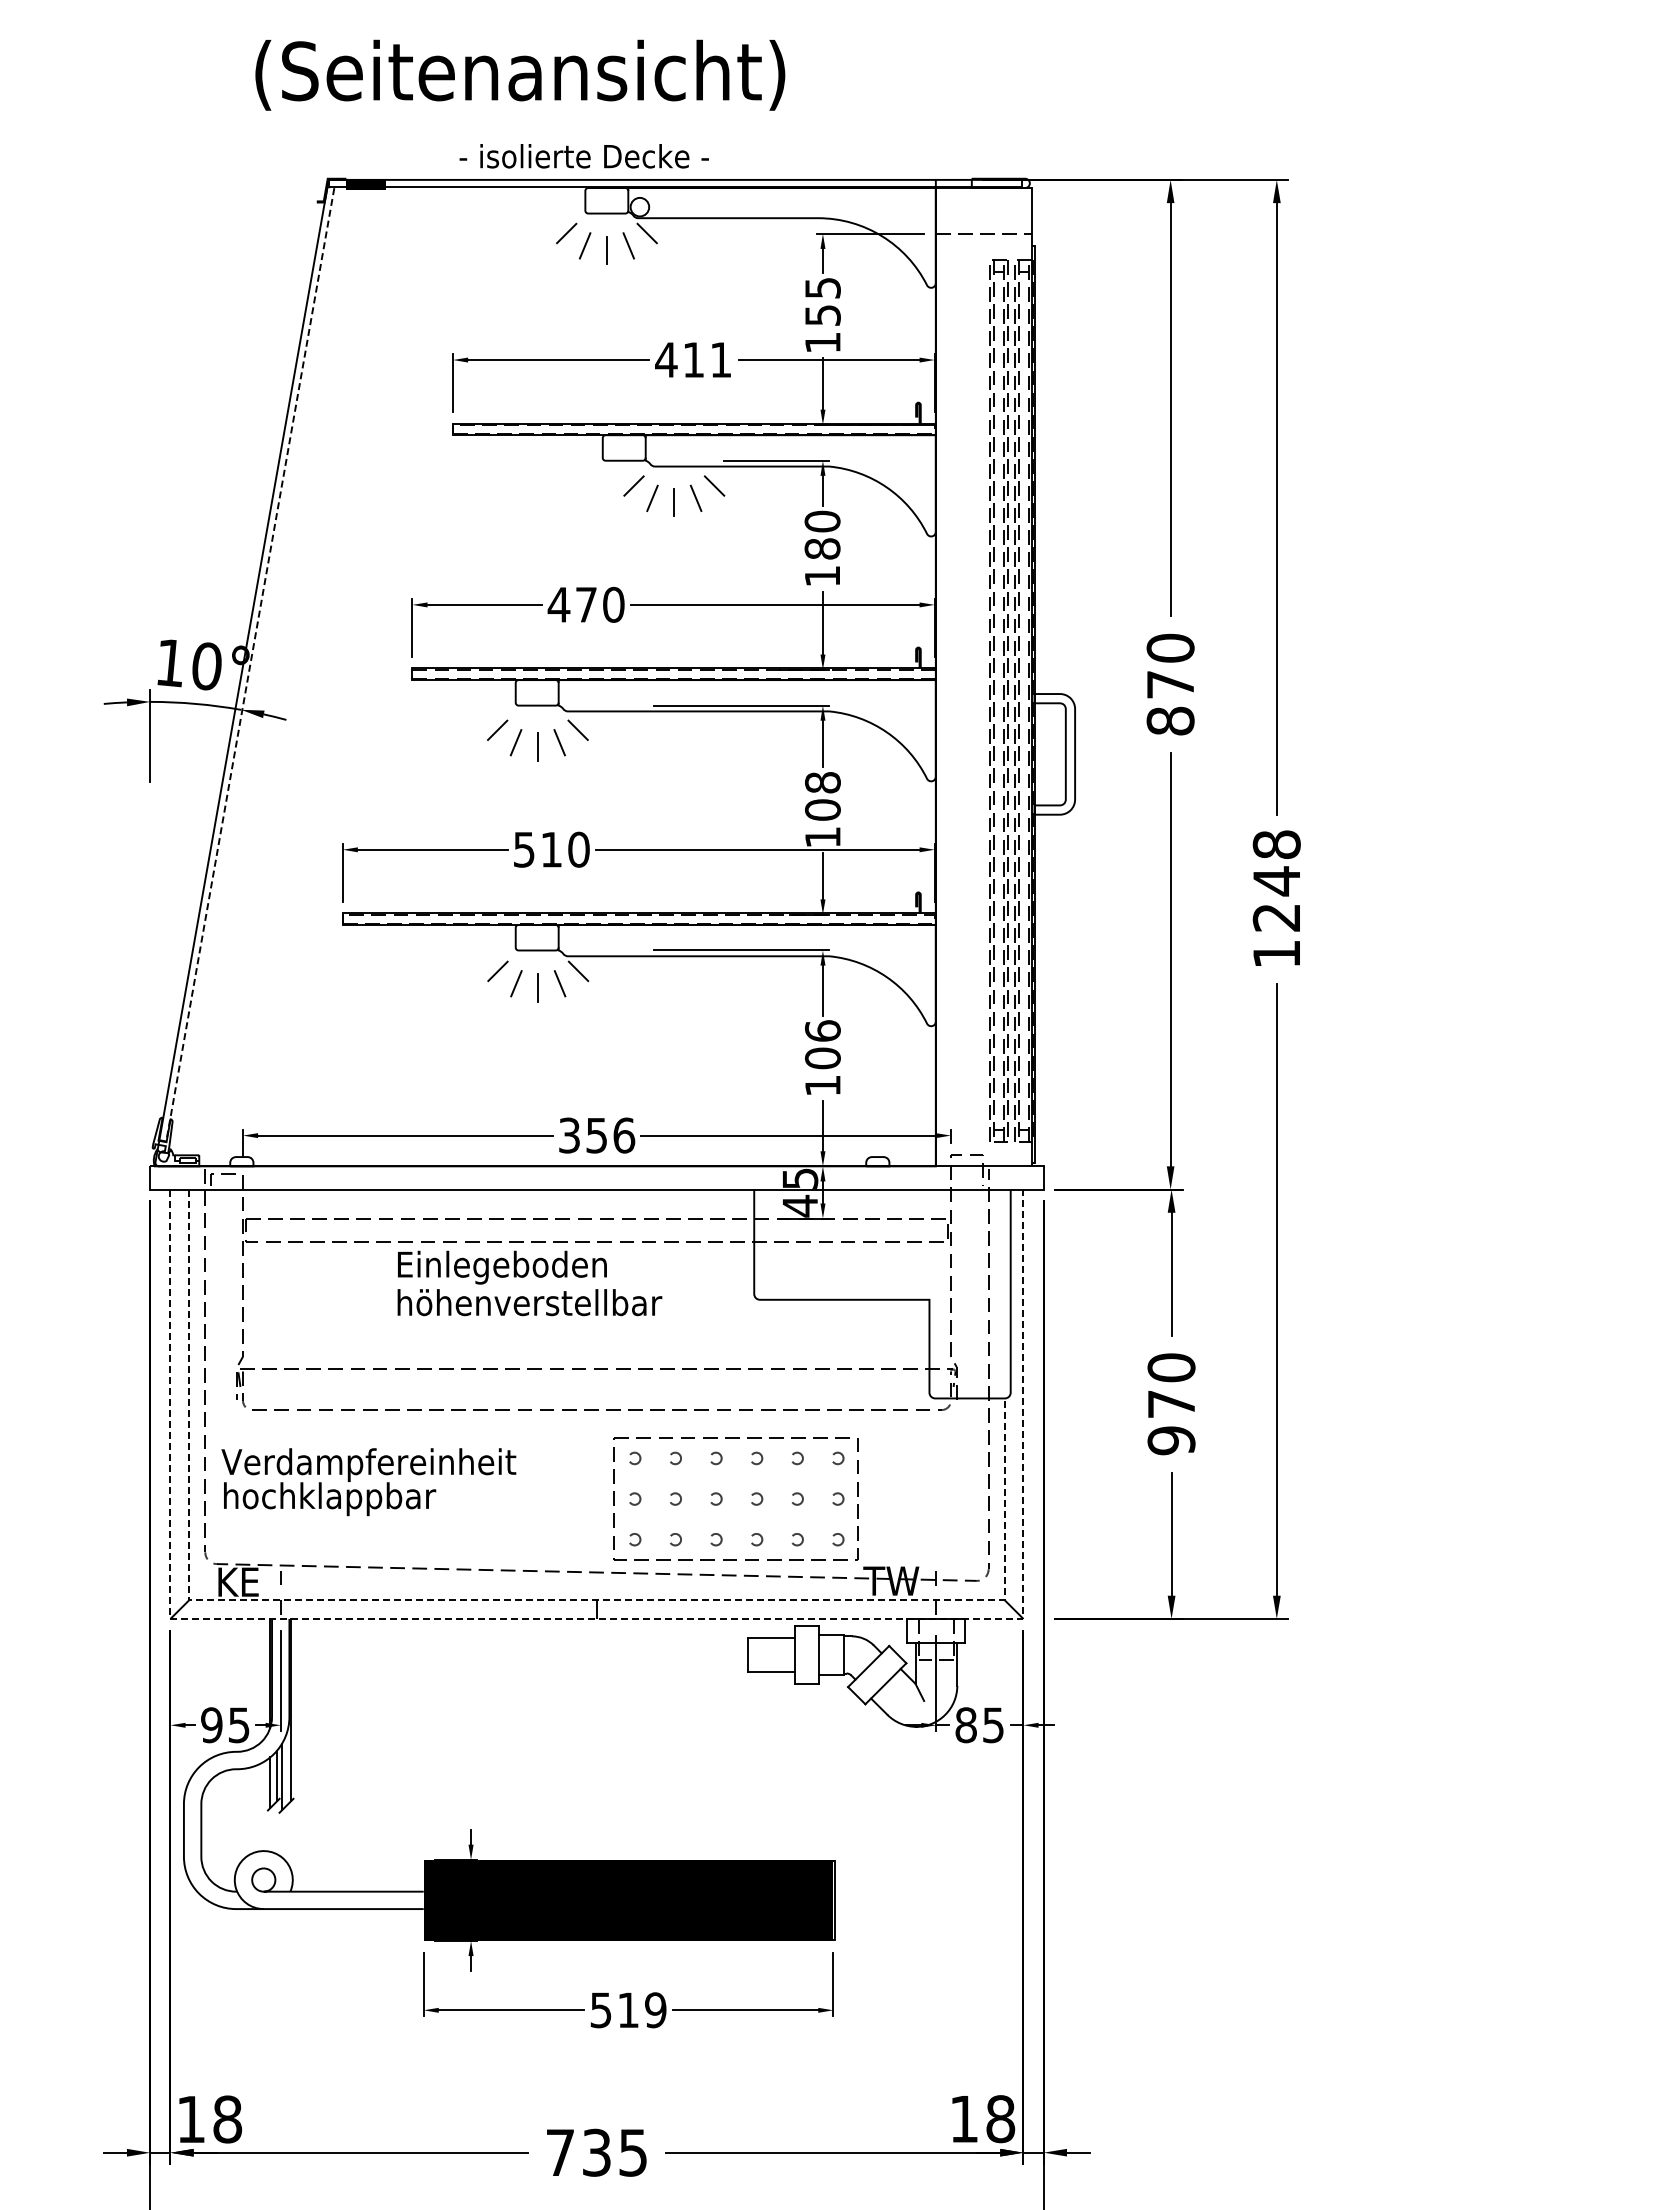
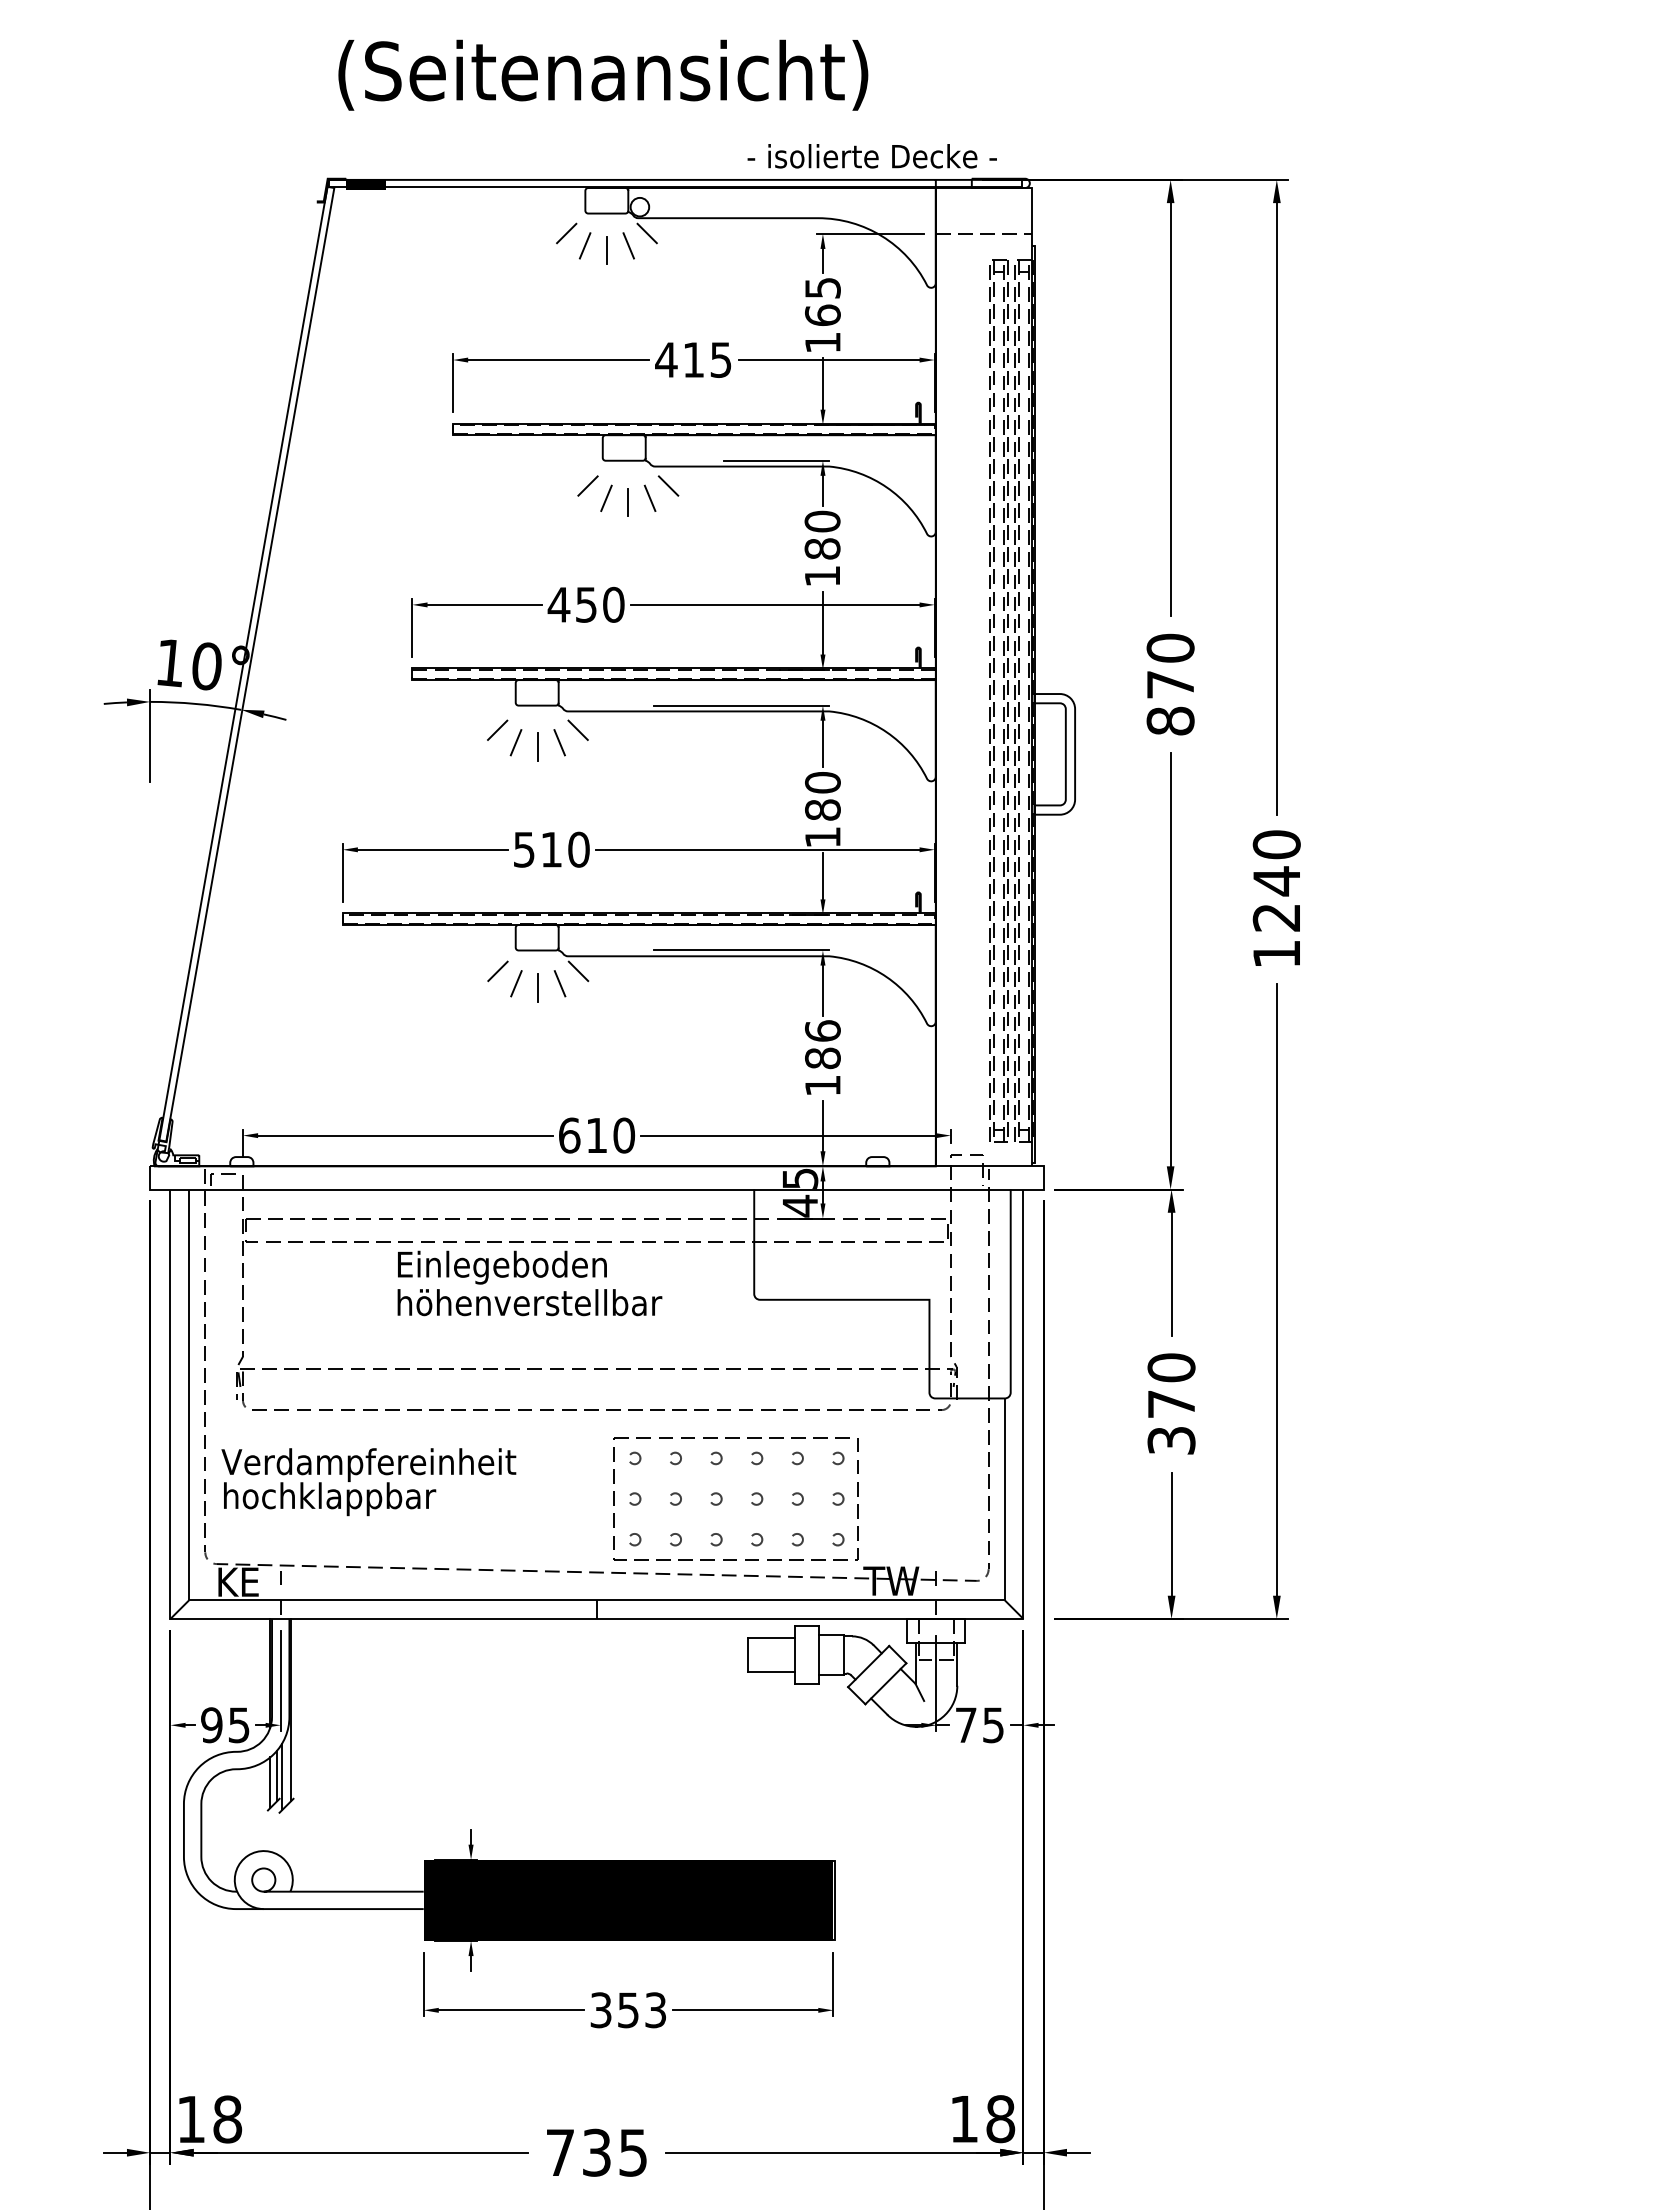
text position: (520, 74) -> (603, 74) (603, 74)
text position: (583, 156) -> (871, 156) (871, 156)
text: 155 -> 165 (822, 314)
text: 411 -> 415 (720, 359)
part position: (674, 495) -> (628, 495) (628, 495)
text: 470 -> 450 (586, 604)
line: dashed -> solid (250, 664)
text: 108 -> 180 (822, 796)
text: 1248 -> 1240 (1276, 844)
text: 106 -> 186 (822, 1058)
text: 356 -> 610 (597, 1135)
text: 970 -> 370 (1171, 1440)
line: dashed -> solid (492, 1600)
line: dashed -> solid (597, 1618)
text: 85 -> 75 (965, 1725)
text: 519 -> 353 (628, 2010)
